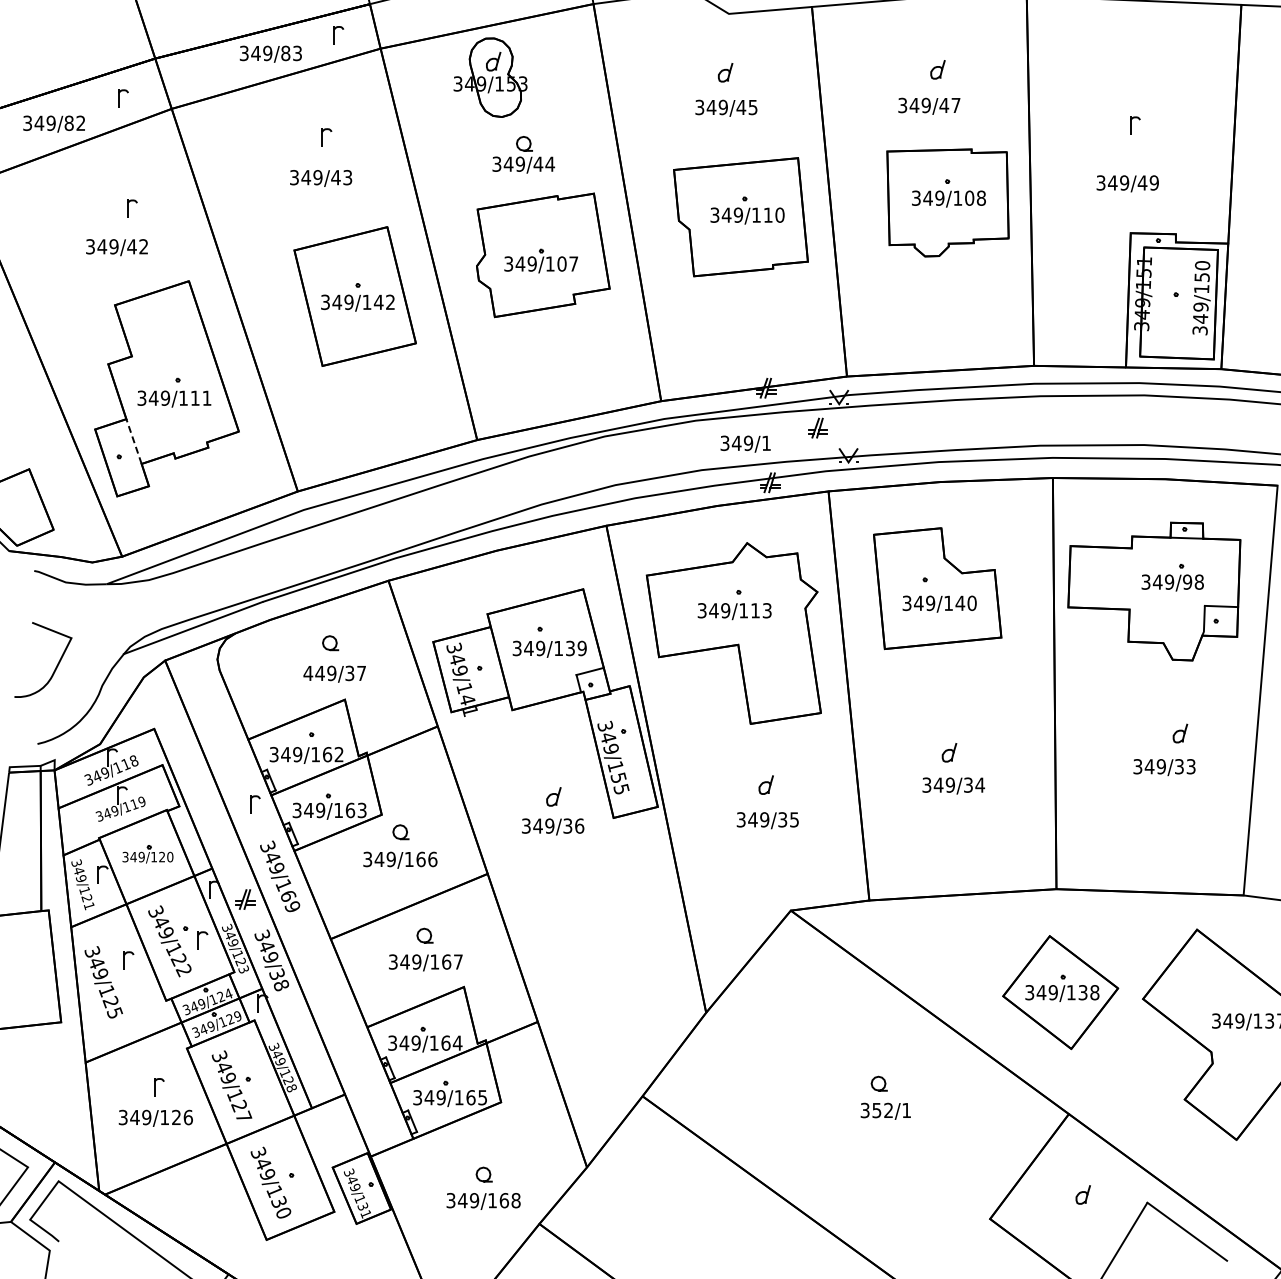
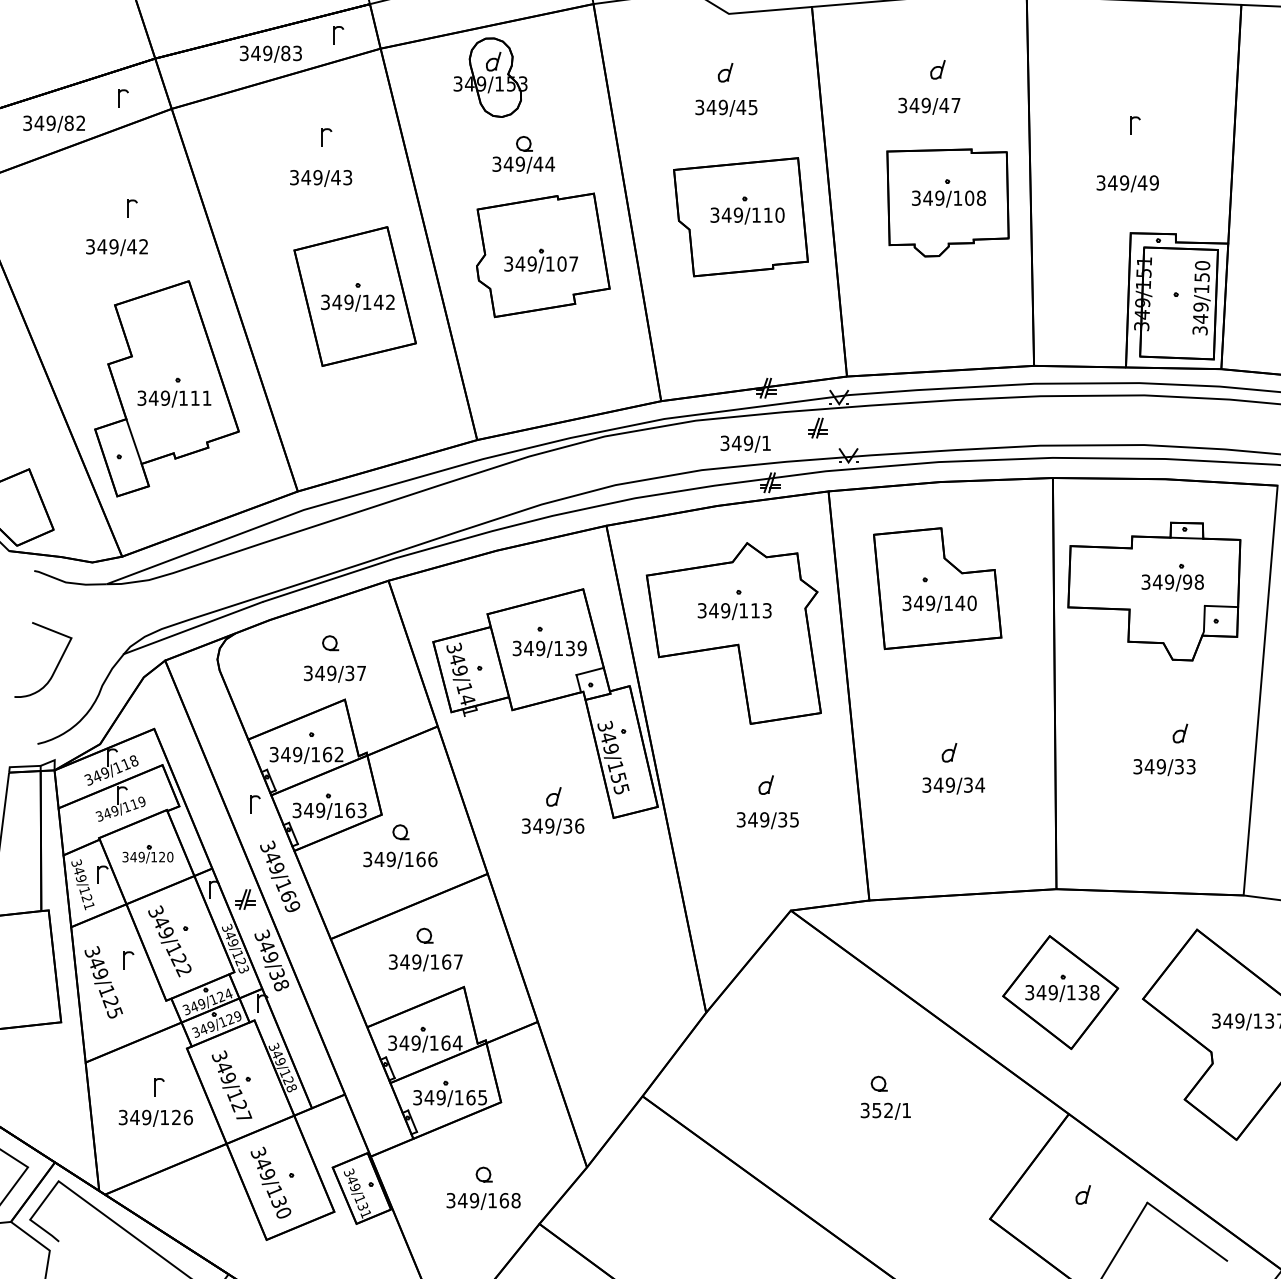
line: dashed -> solid (134, 441)
text: 449/37 -> 349/37 (308, 673)
part: present -> none (202, 940)
